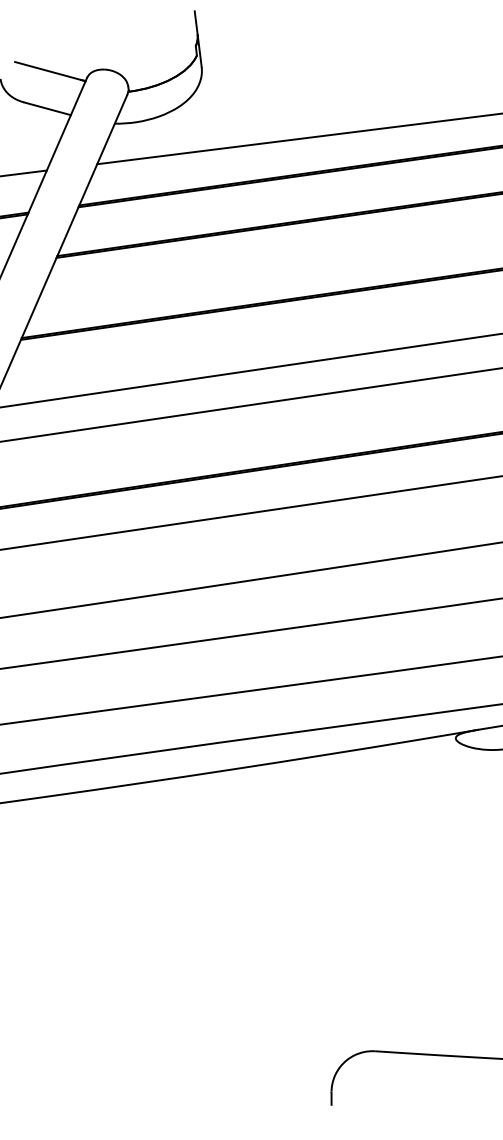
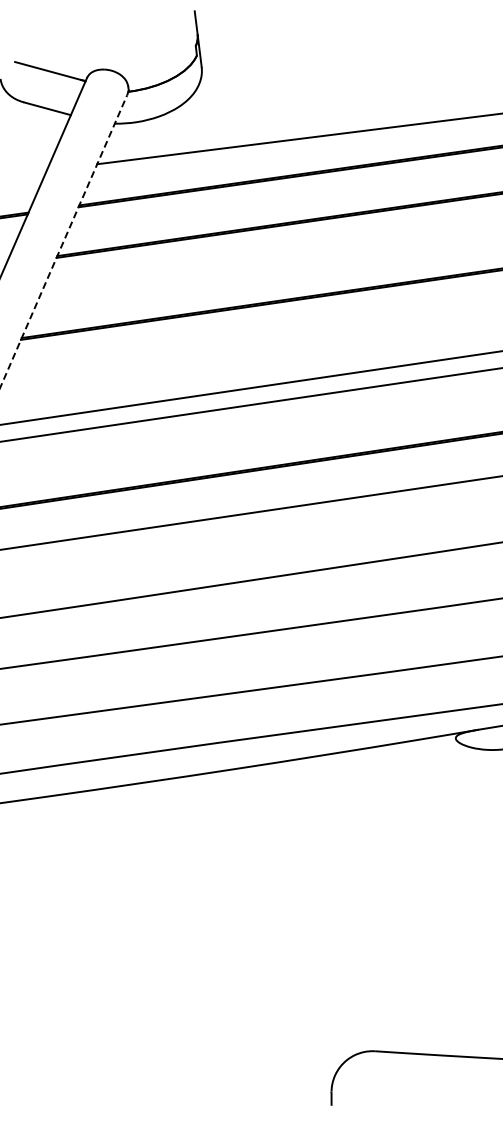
line: present -> none (24, 173)
line: solid -> dashed (63, 241)
line position: (250, 370) -> (250, 387) (250, 387)
